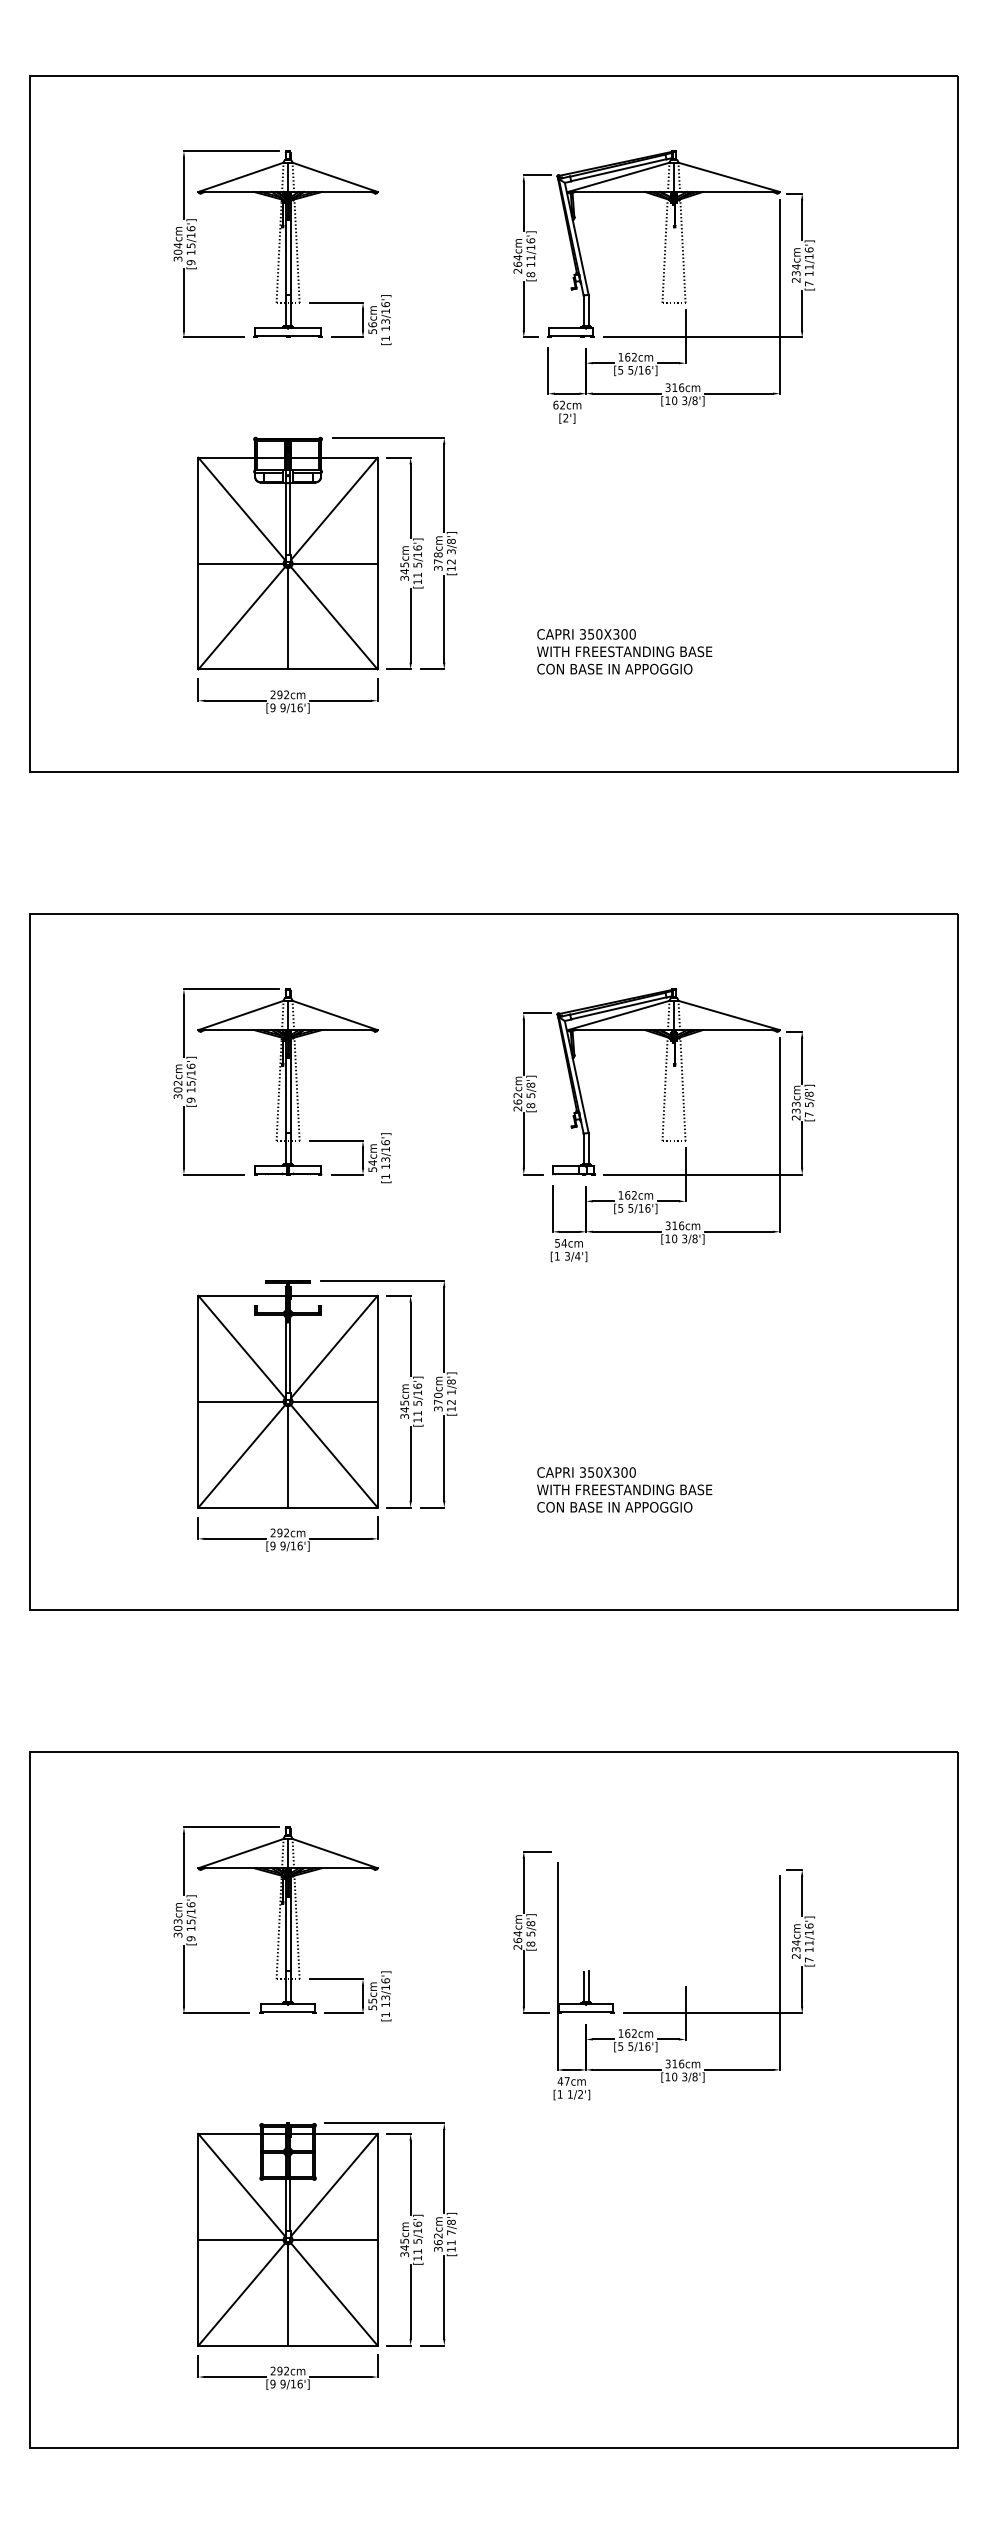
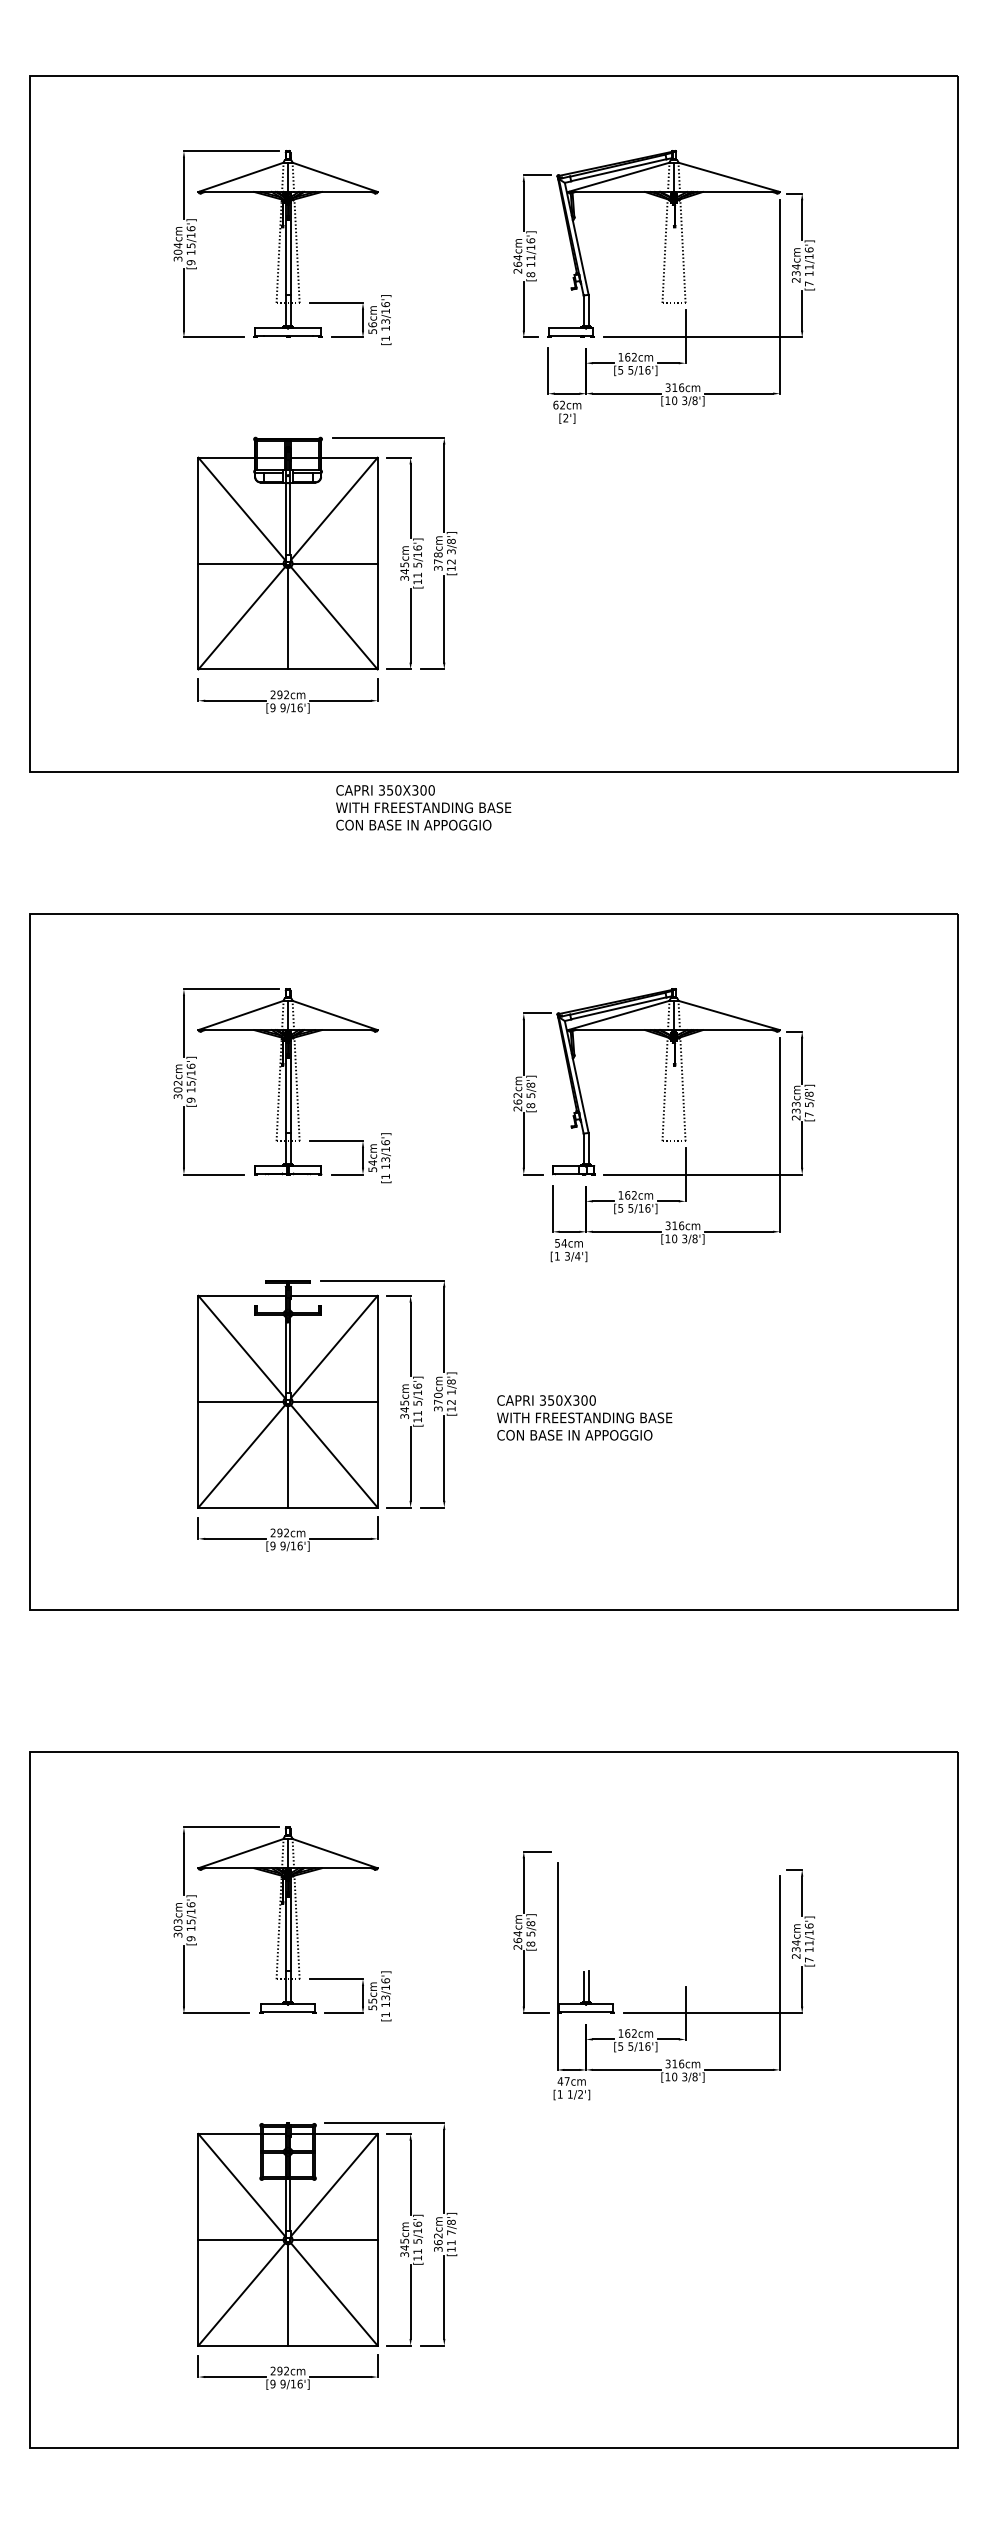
text position: (624, 651) -> (423, 807) (423, 807)
text position: (624, 1489) -> (584, 1417) (584, 1417)
